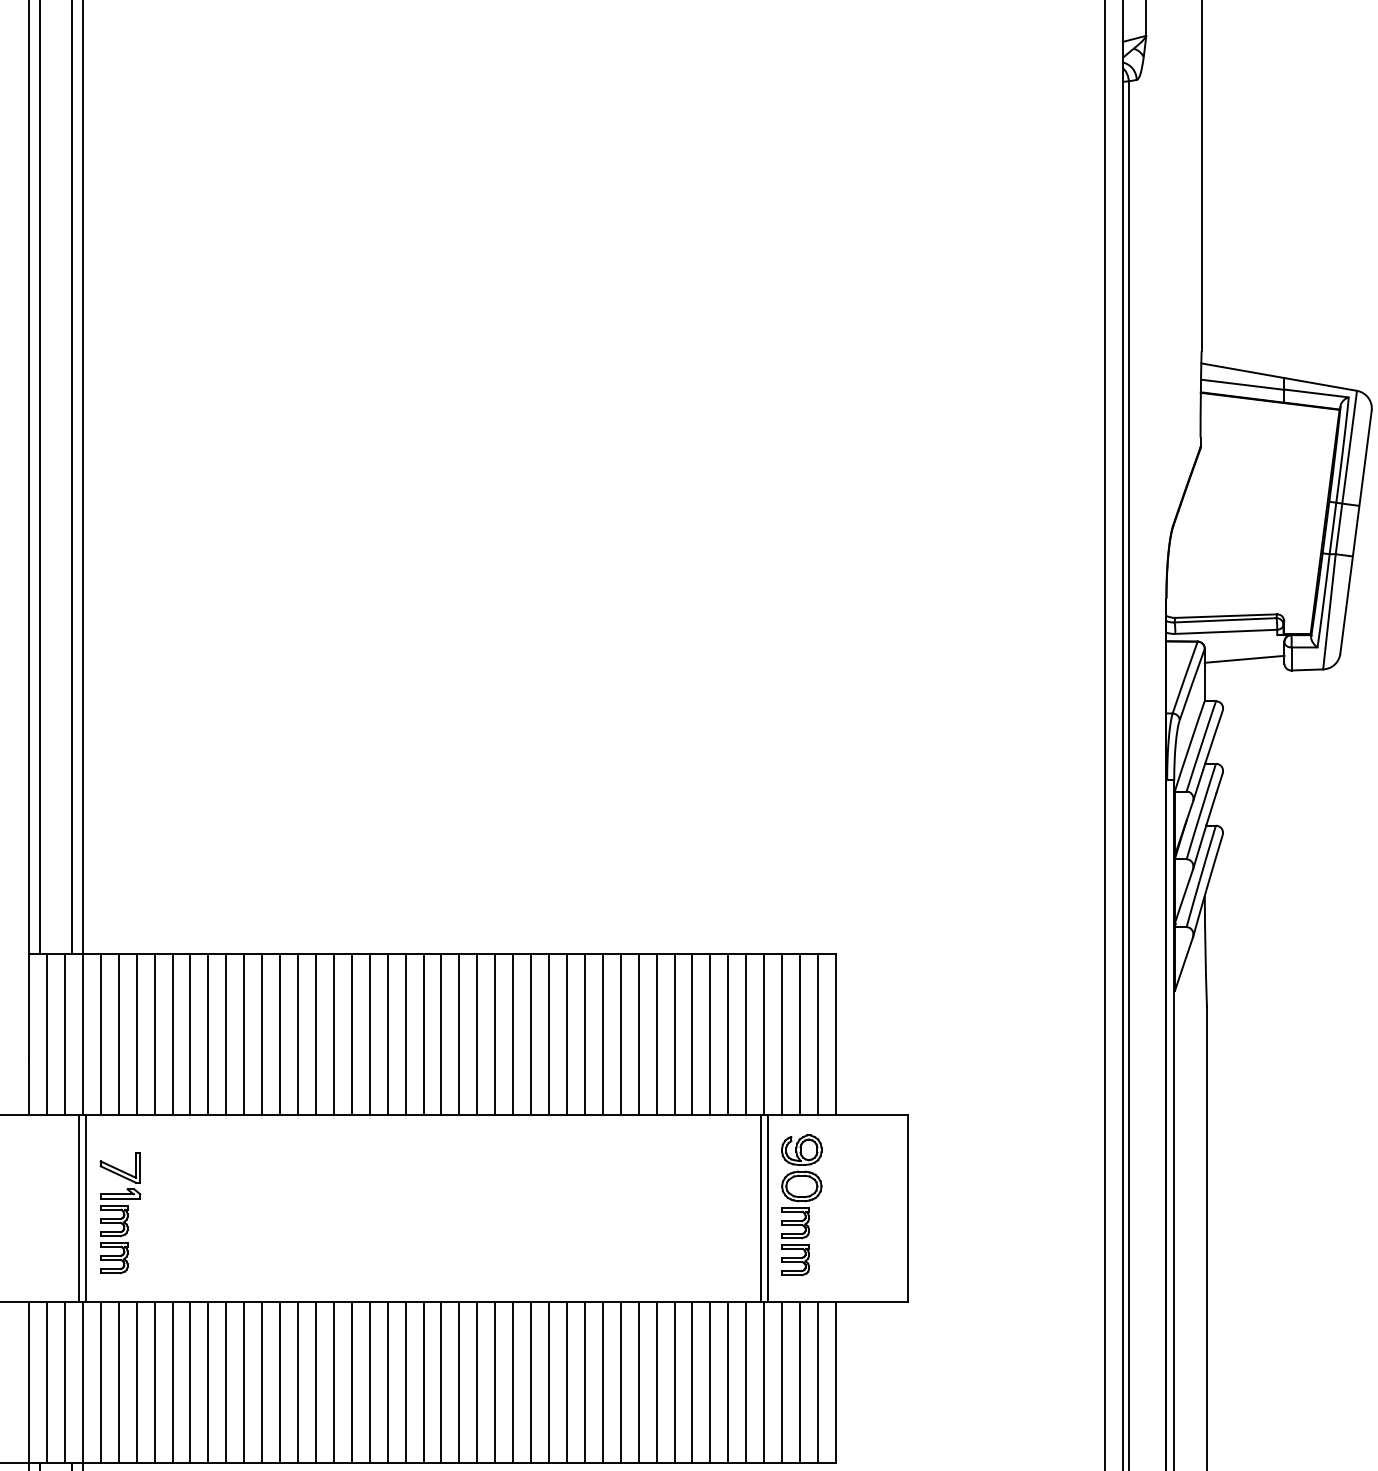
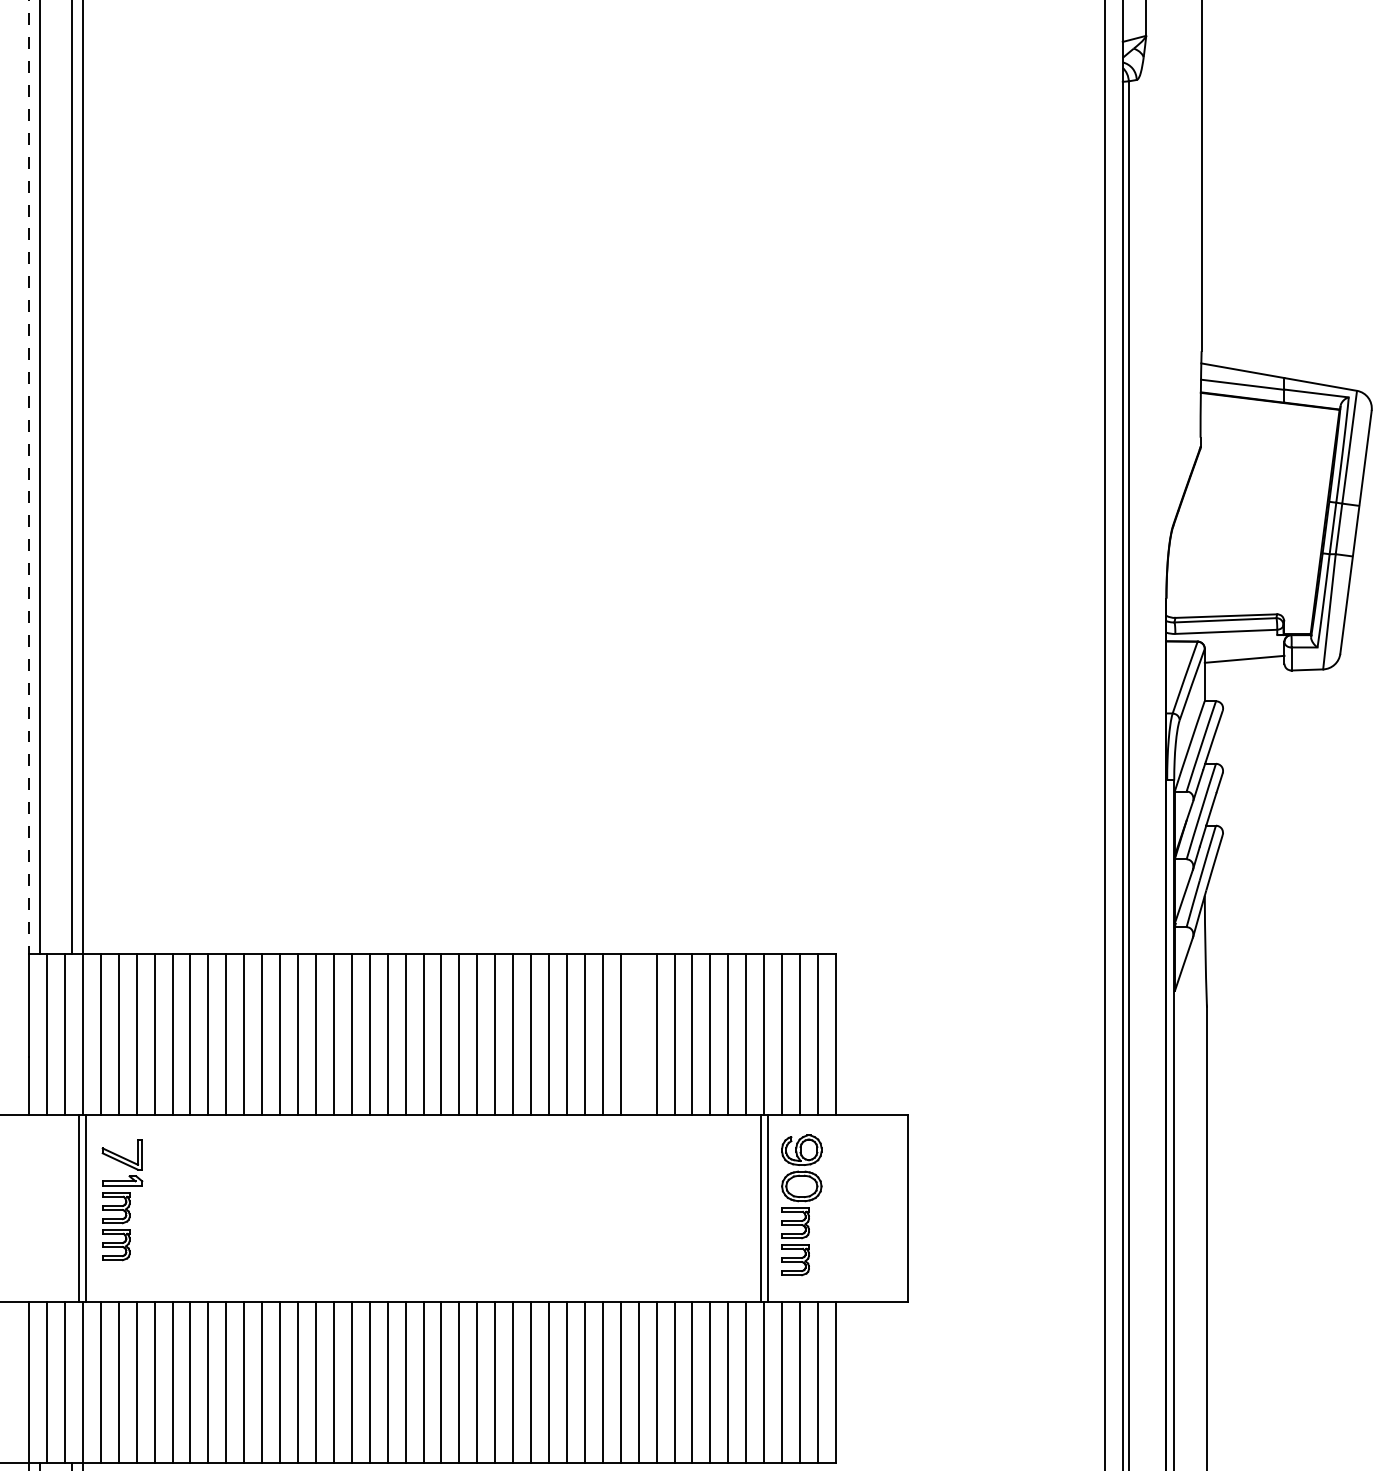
line: solid -> dashed (29, 477)
line: present -> none (638, 1034)
part position: (120, 1213) -> (122, 1200) (122, 1200)
